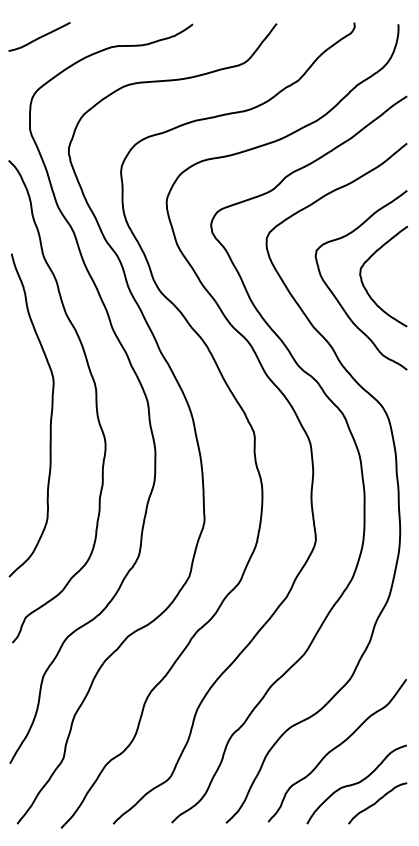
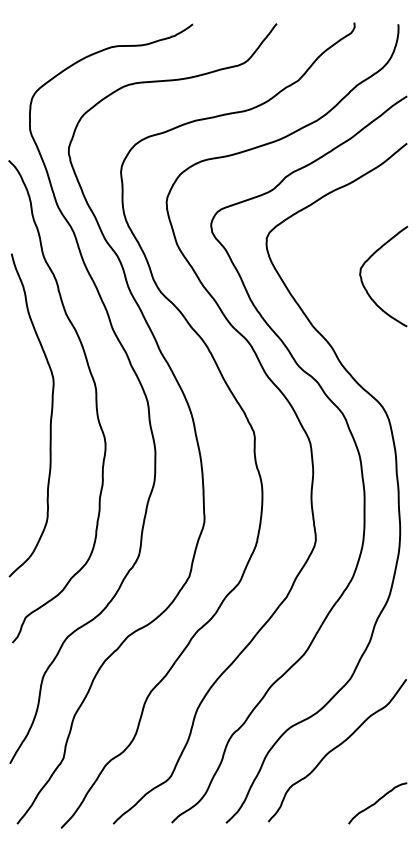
curve: present -> none (39, 36)
curve: present -> none (335, 295)
curve: present -> none (356, 784)
